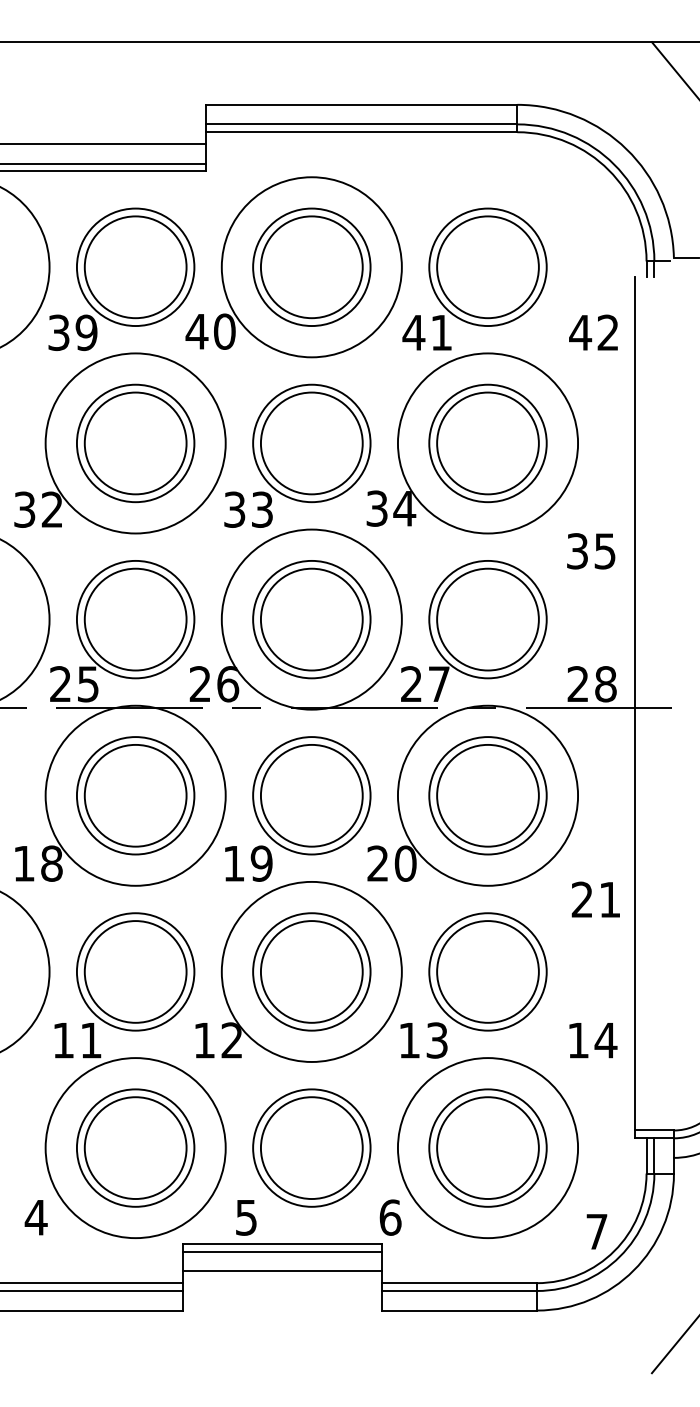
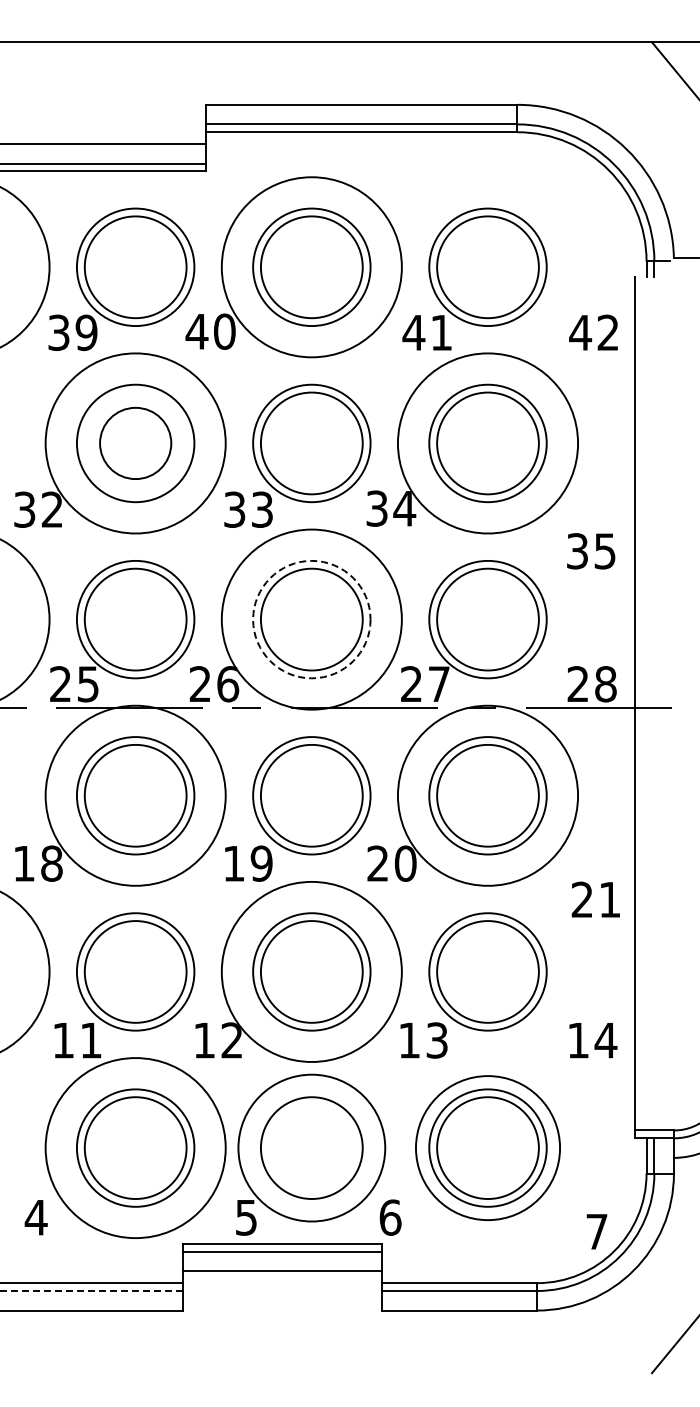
circle diameter: 102 px -> 71 px (135, 443)
circle: solid -> dashed (311, 619)
circle diameter: 117 px -> 147 px (311, 1147)
circle diameter: 180 px -> 144 px (487, 1148)
line: solid -> dashed (91, 1290)
